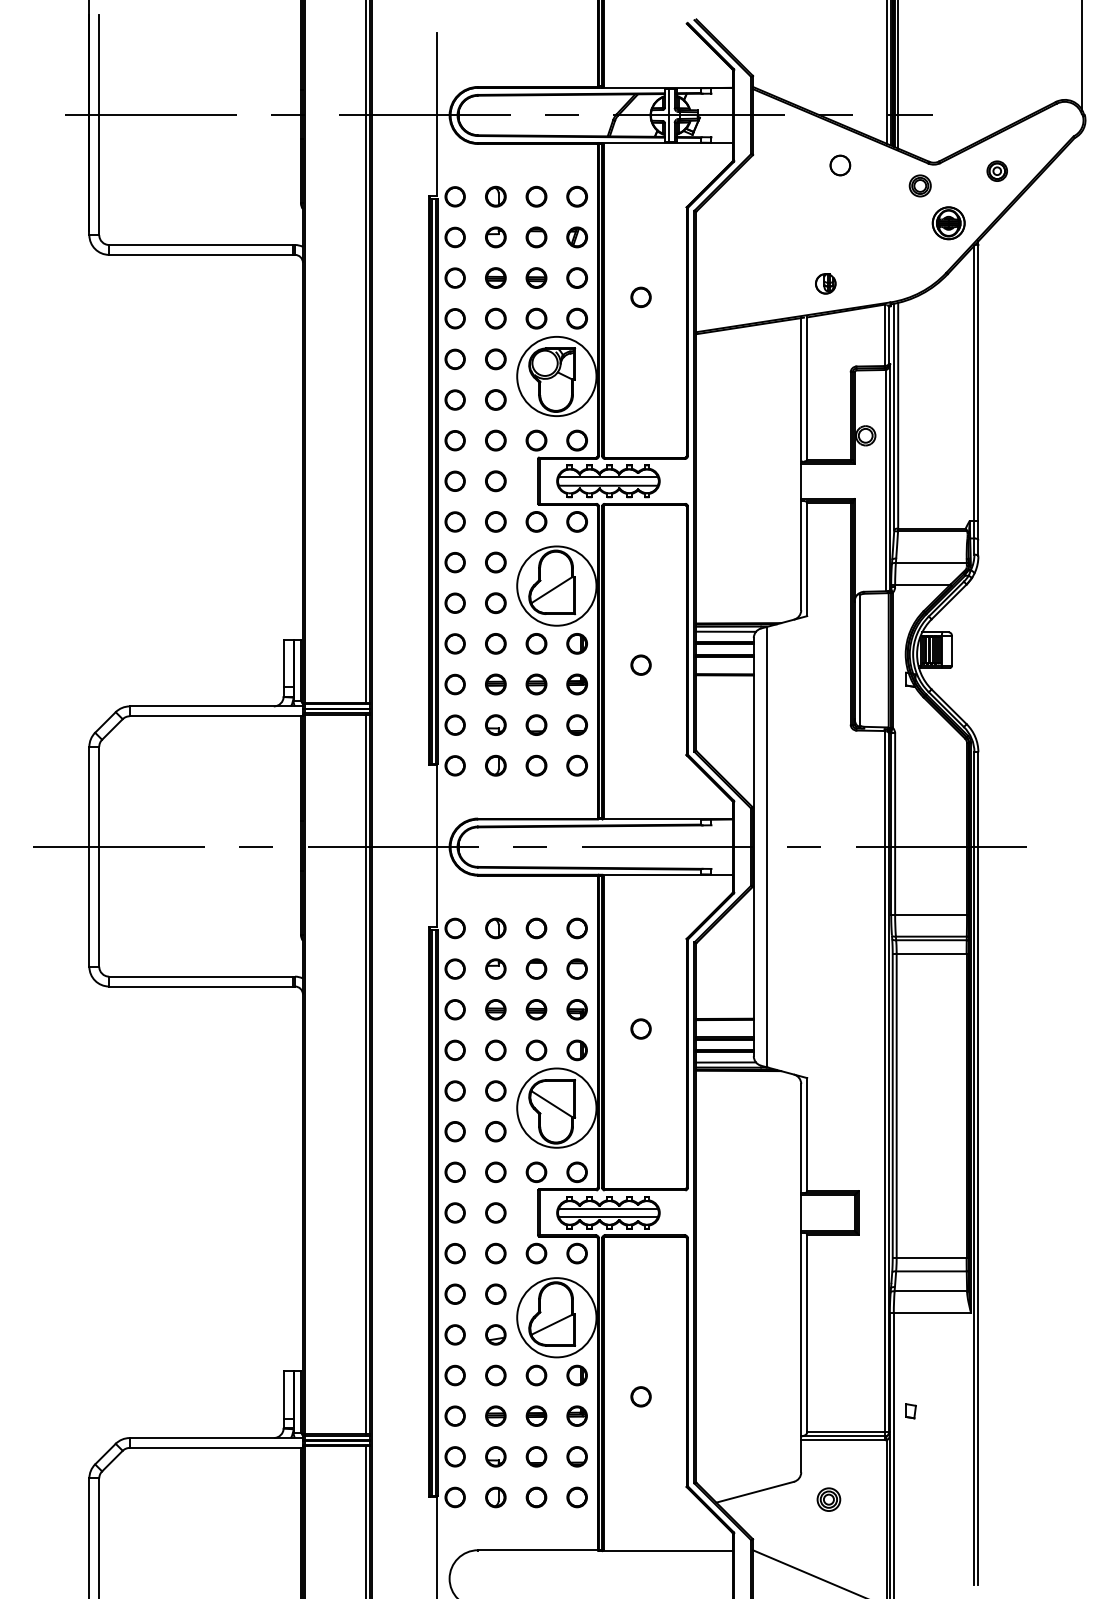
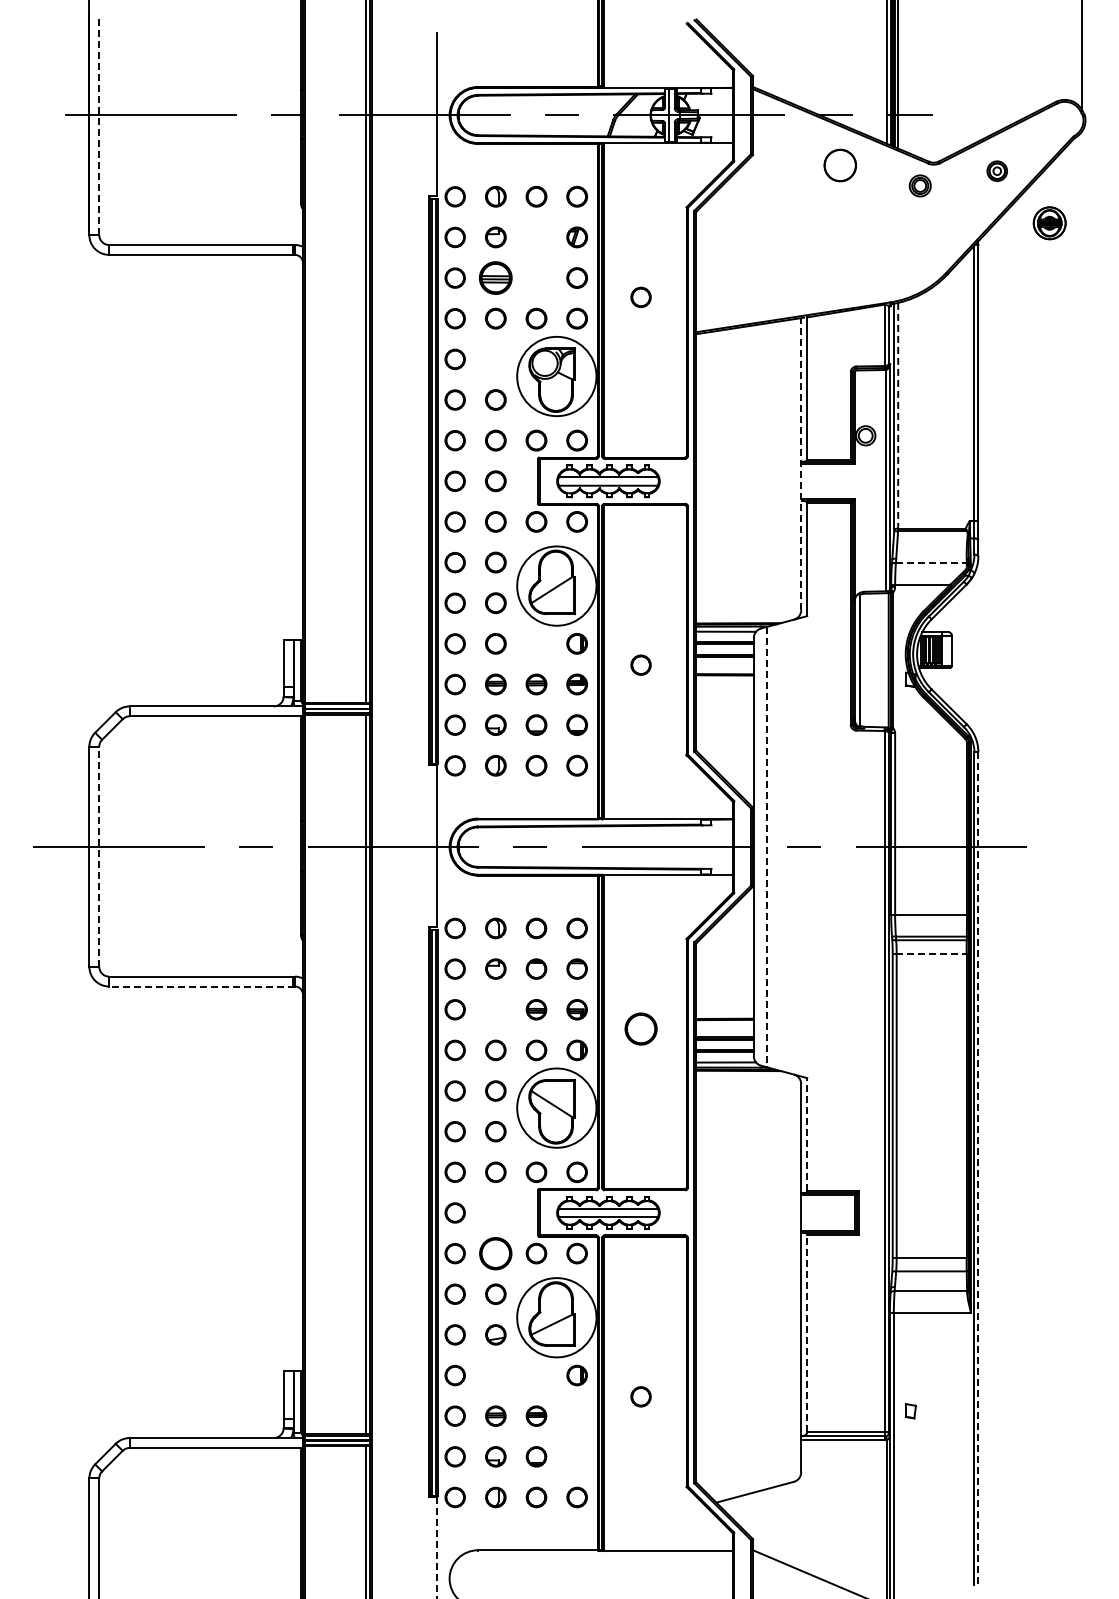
line: solid -> dashed (99, 124)
part size: 23x23 px -> 34x35 px (839, 165)
part position: (948, 223) -> (1049, 223) (1049, 223)
part: present -> none (536, 237)
part size: 22x22 px -> 35x34 px (495, 277)
part: present -> none (536, 277)
part: present -> none (825, 283)
part: present -> none (495, 359)
line: solid -> dashed (898, 415)
line: solid -> dashed (801, 463)
line: solid -> dashed (931, 563)
part: present -> none (536, 643)
line: solid -> dashed (766, 847)
line: solid -> dashed (99, 856)
line: solid -> dashed (932, 953)
line: solid -> dashed (202, 986)
part: present -> none (495, 1009)
circle size: 22x22 px -> 34x34 px (640, 1028)
line: solid -> dashed (807, 1134)
line: solid -> dashed (978, 1168)
circle: present -> none (495, 1212)
part size: 22x23 px -> 34x34 px (495, 1253)
line: solid -> dashed (807, 1333)
part: present -> none (495, 1375)
part: present -> none (536, 1375)
part: present -> none (576, 1415)
part: present -> none (576, 1456)
part: present -> none (828, 1499)
line: solid -> dashed (437, 1547)
